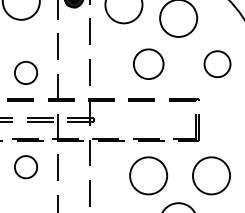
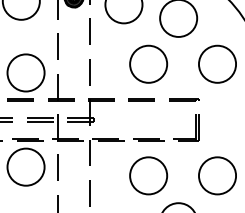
circle size: 32x32 px -> 40x40 px (148, 63)
circle size: 29x29 px -> 39x40 px (217, 63)
circle diameter: 22 px -> 37 px (25, 72)
circle diameter: 22 px -> 37 px (25, 166)
circle position: (211, 175) -> (217, 175) (217, 175)
